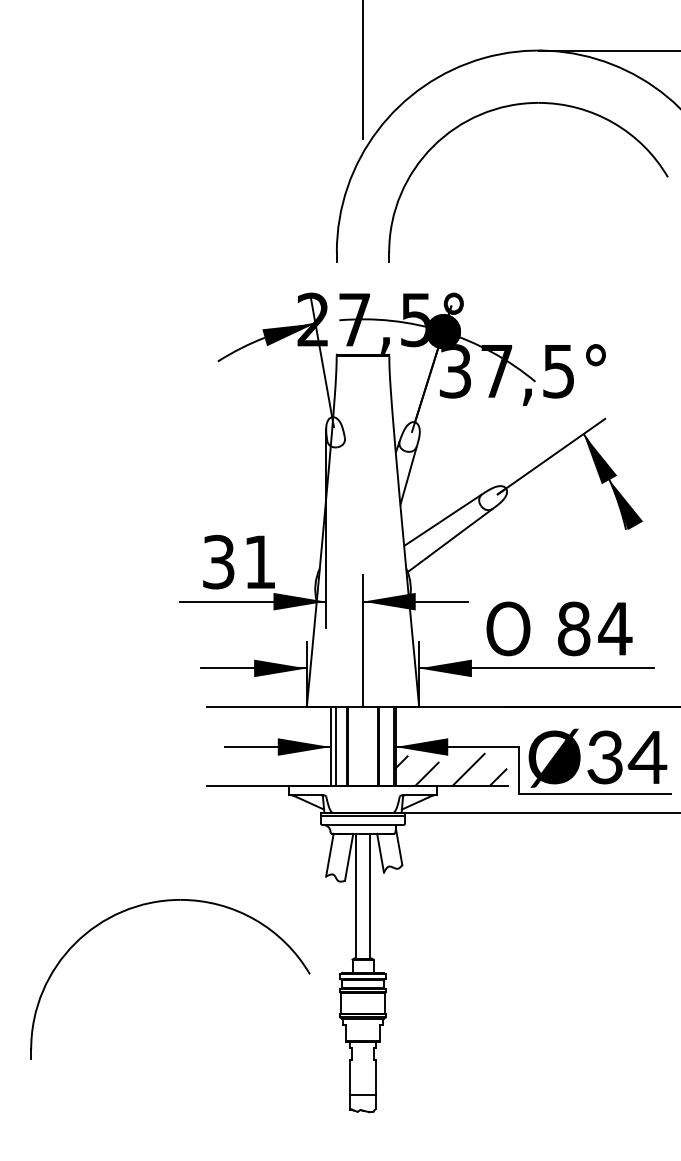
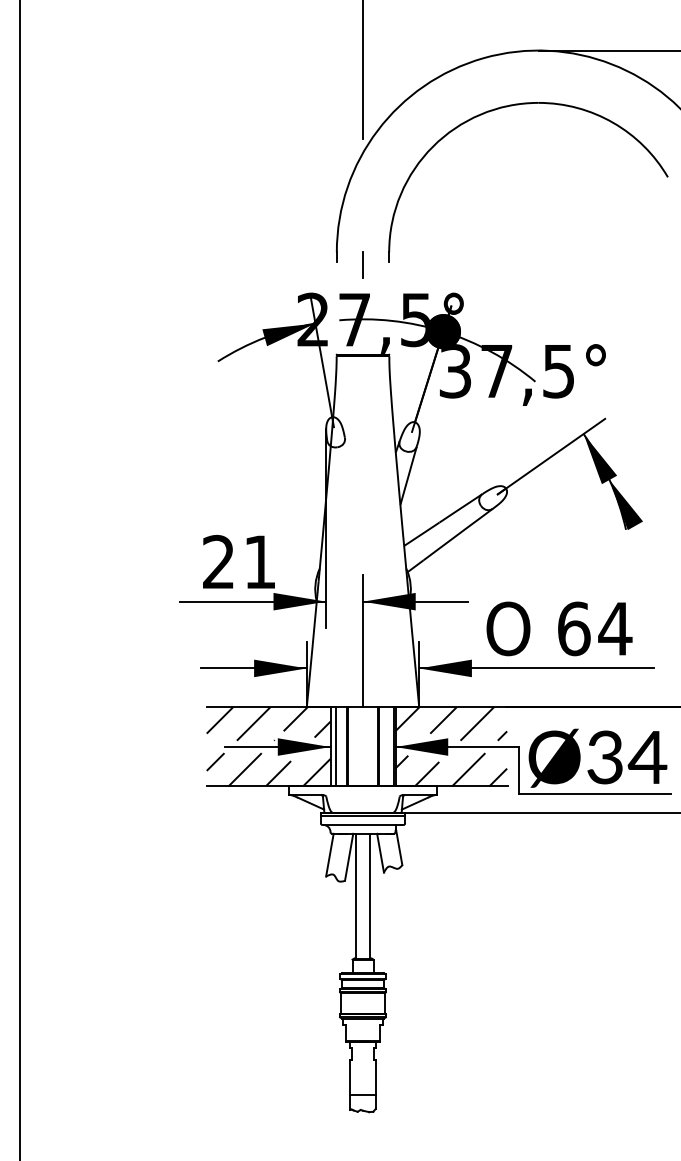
line: none -> present (363, 265)
text: 31 -> 21 (218, 562)
line: none -> present (20, 579)
text: 84 -> 64 (574, 628)
hatch: none -> present (451, 723)
hatch: none -> present (268, 746)
part: present -> none (160, 902)
